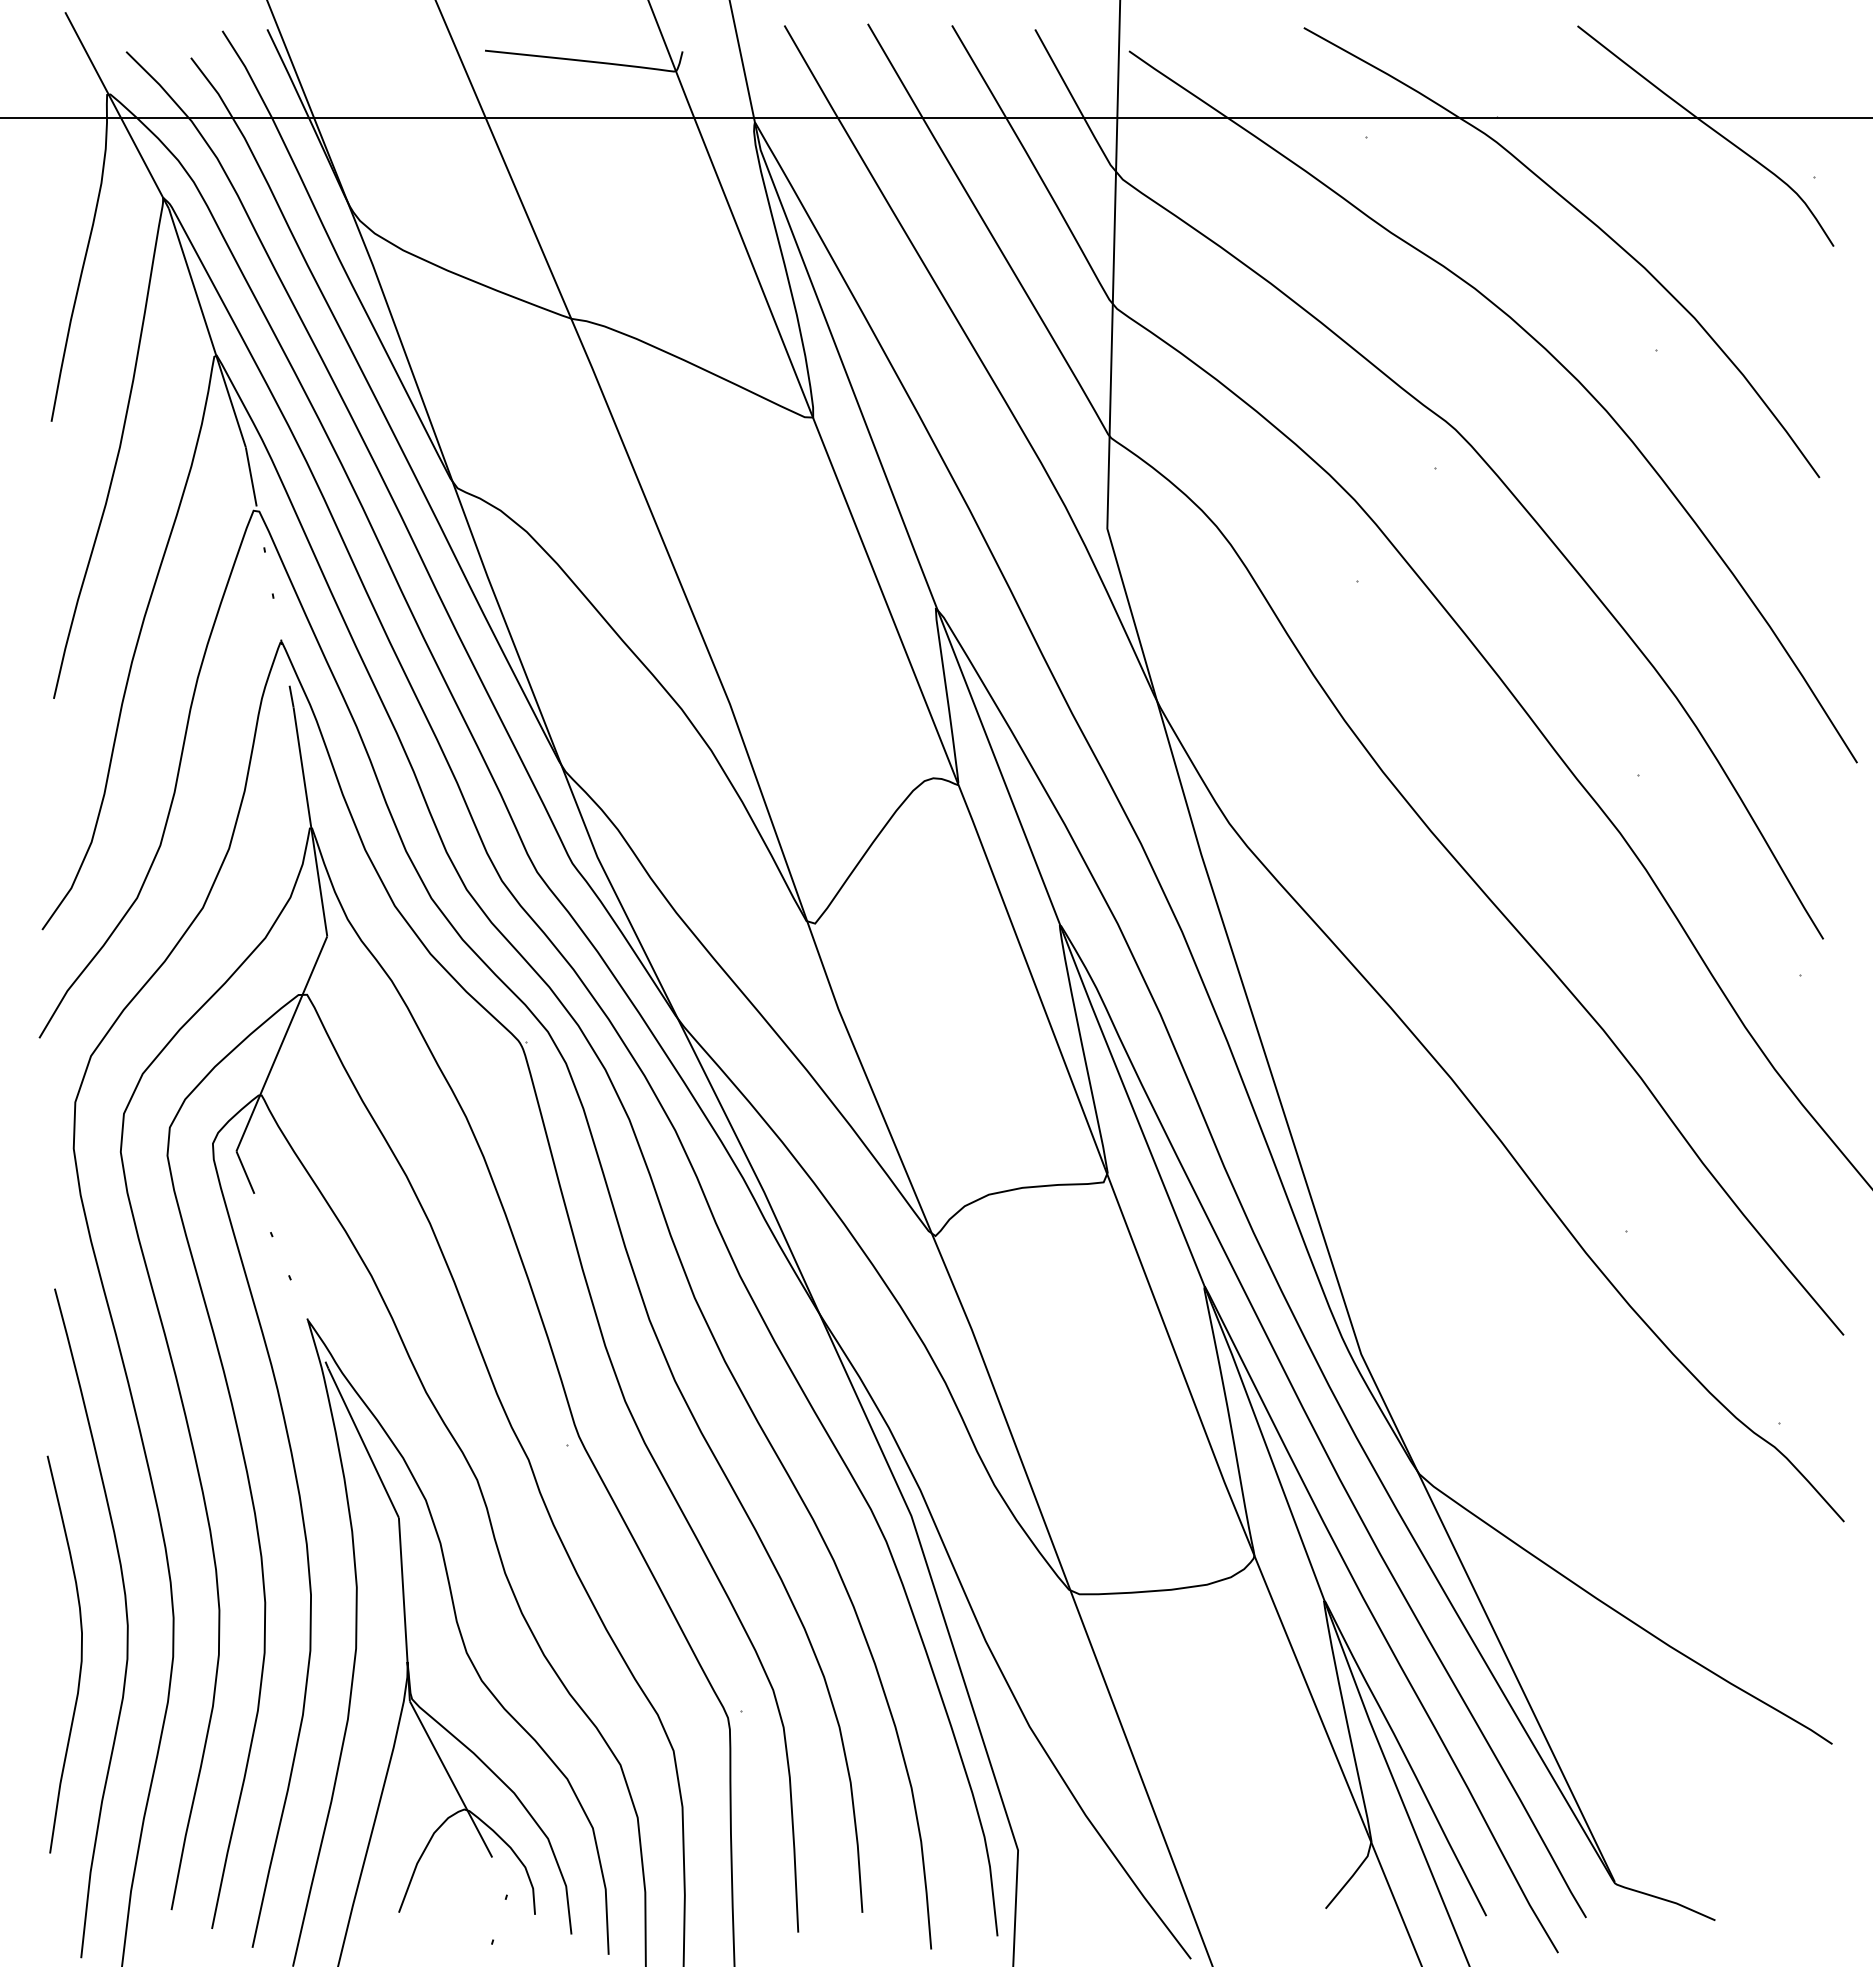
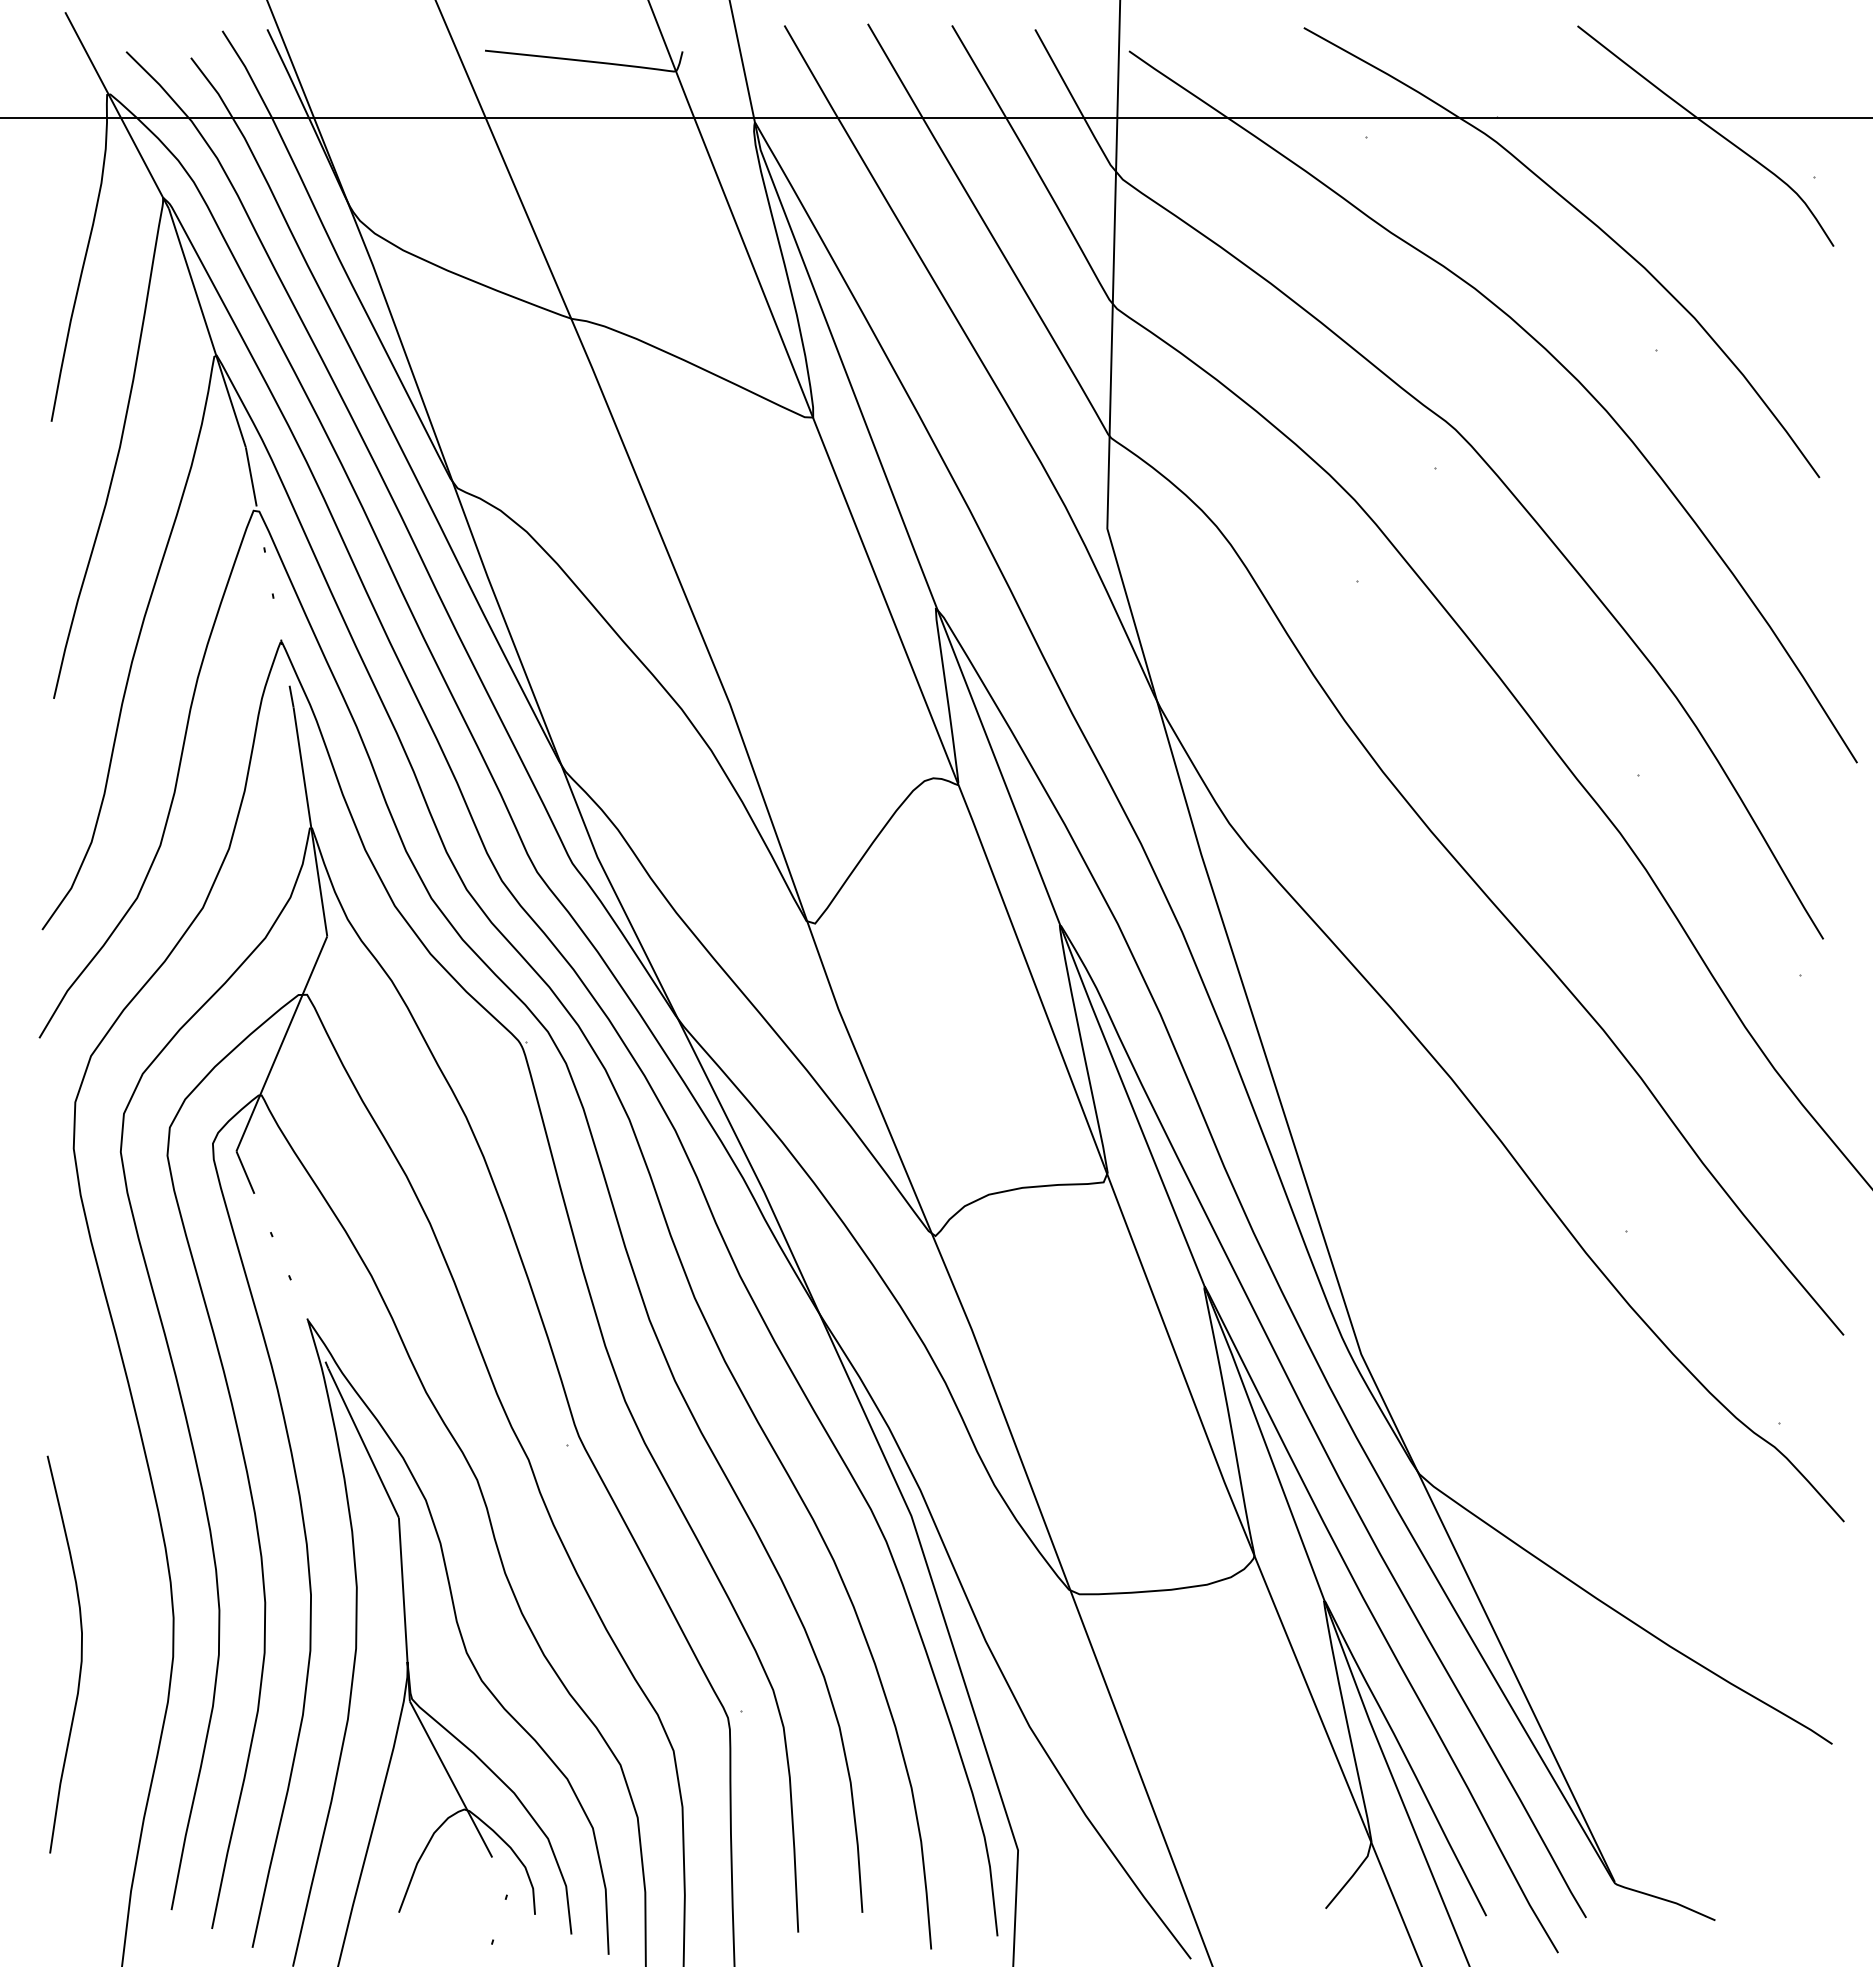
curve: present -> none (126, 1623)
